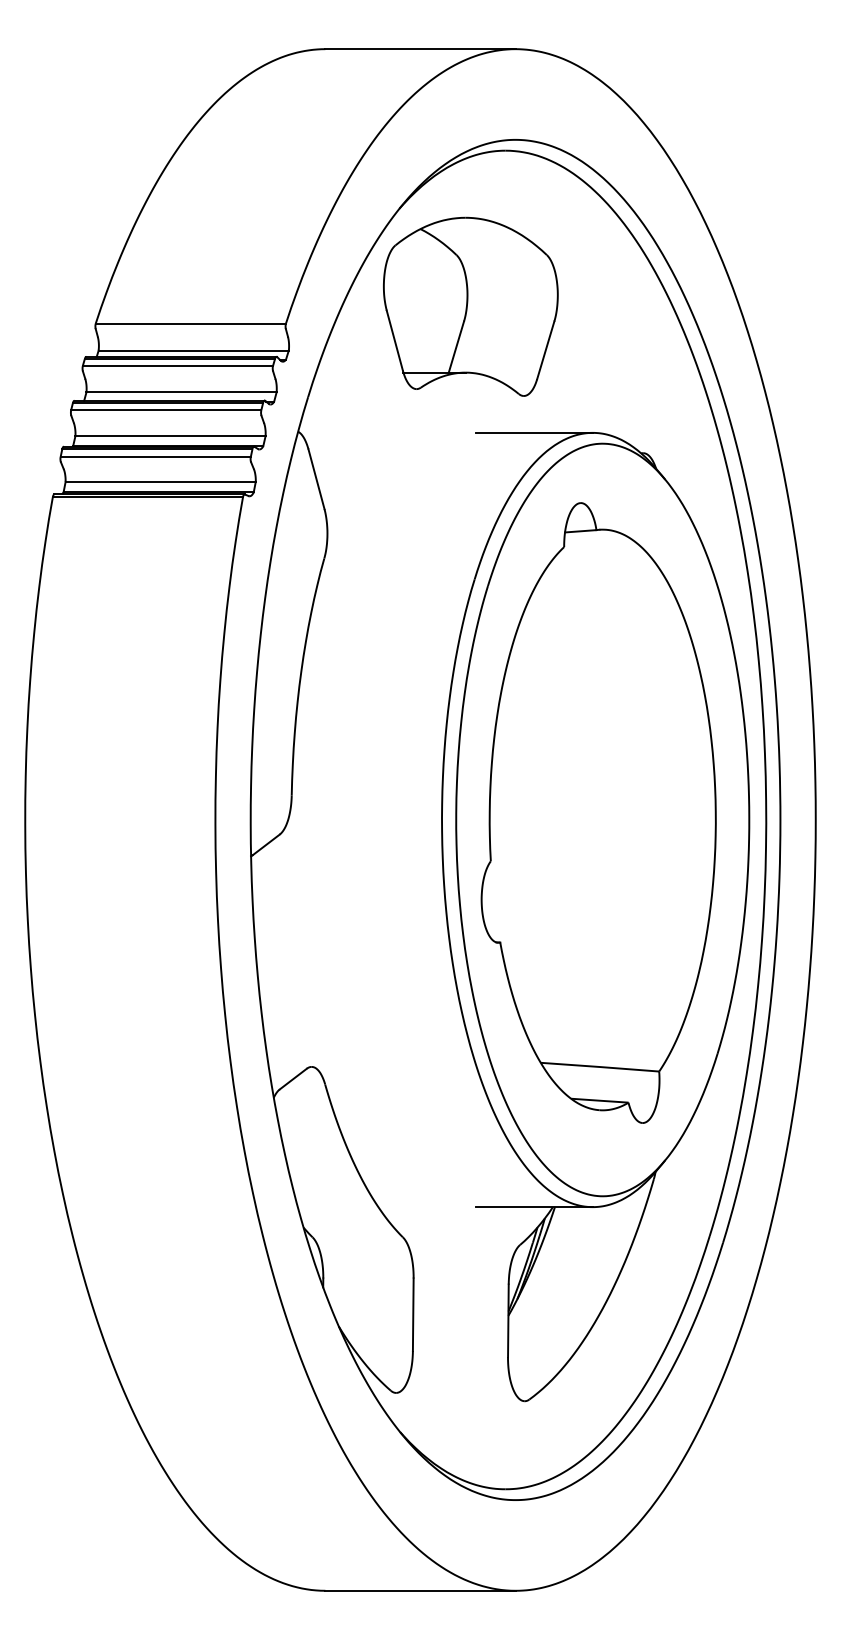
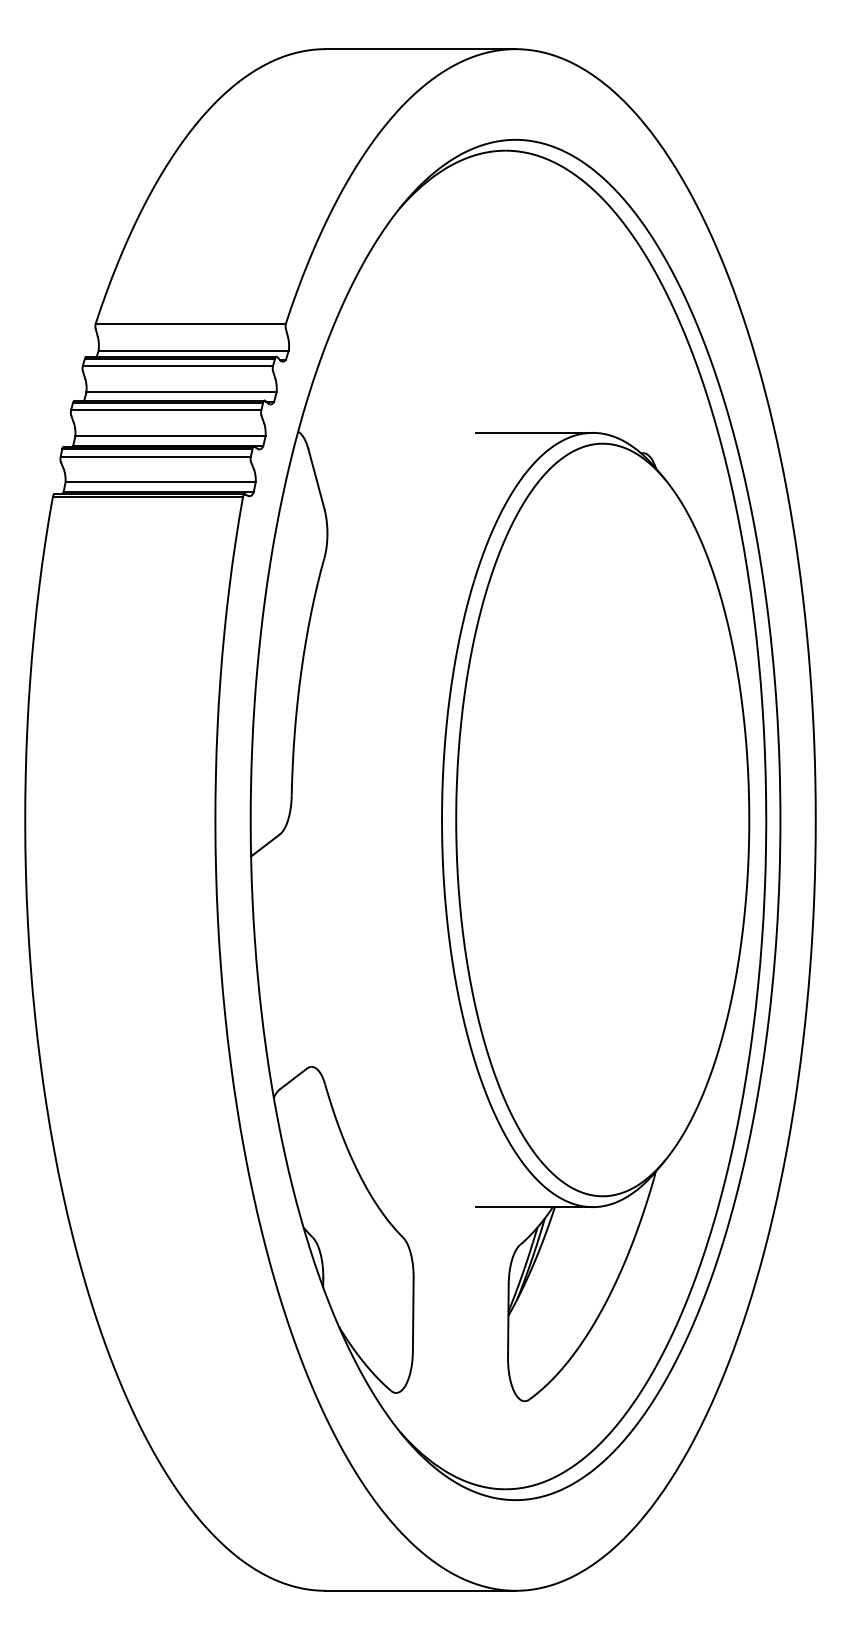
part: present -> none (470, 306)
part: present -> none (598, 812)
